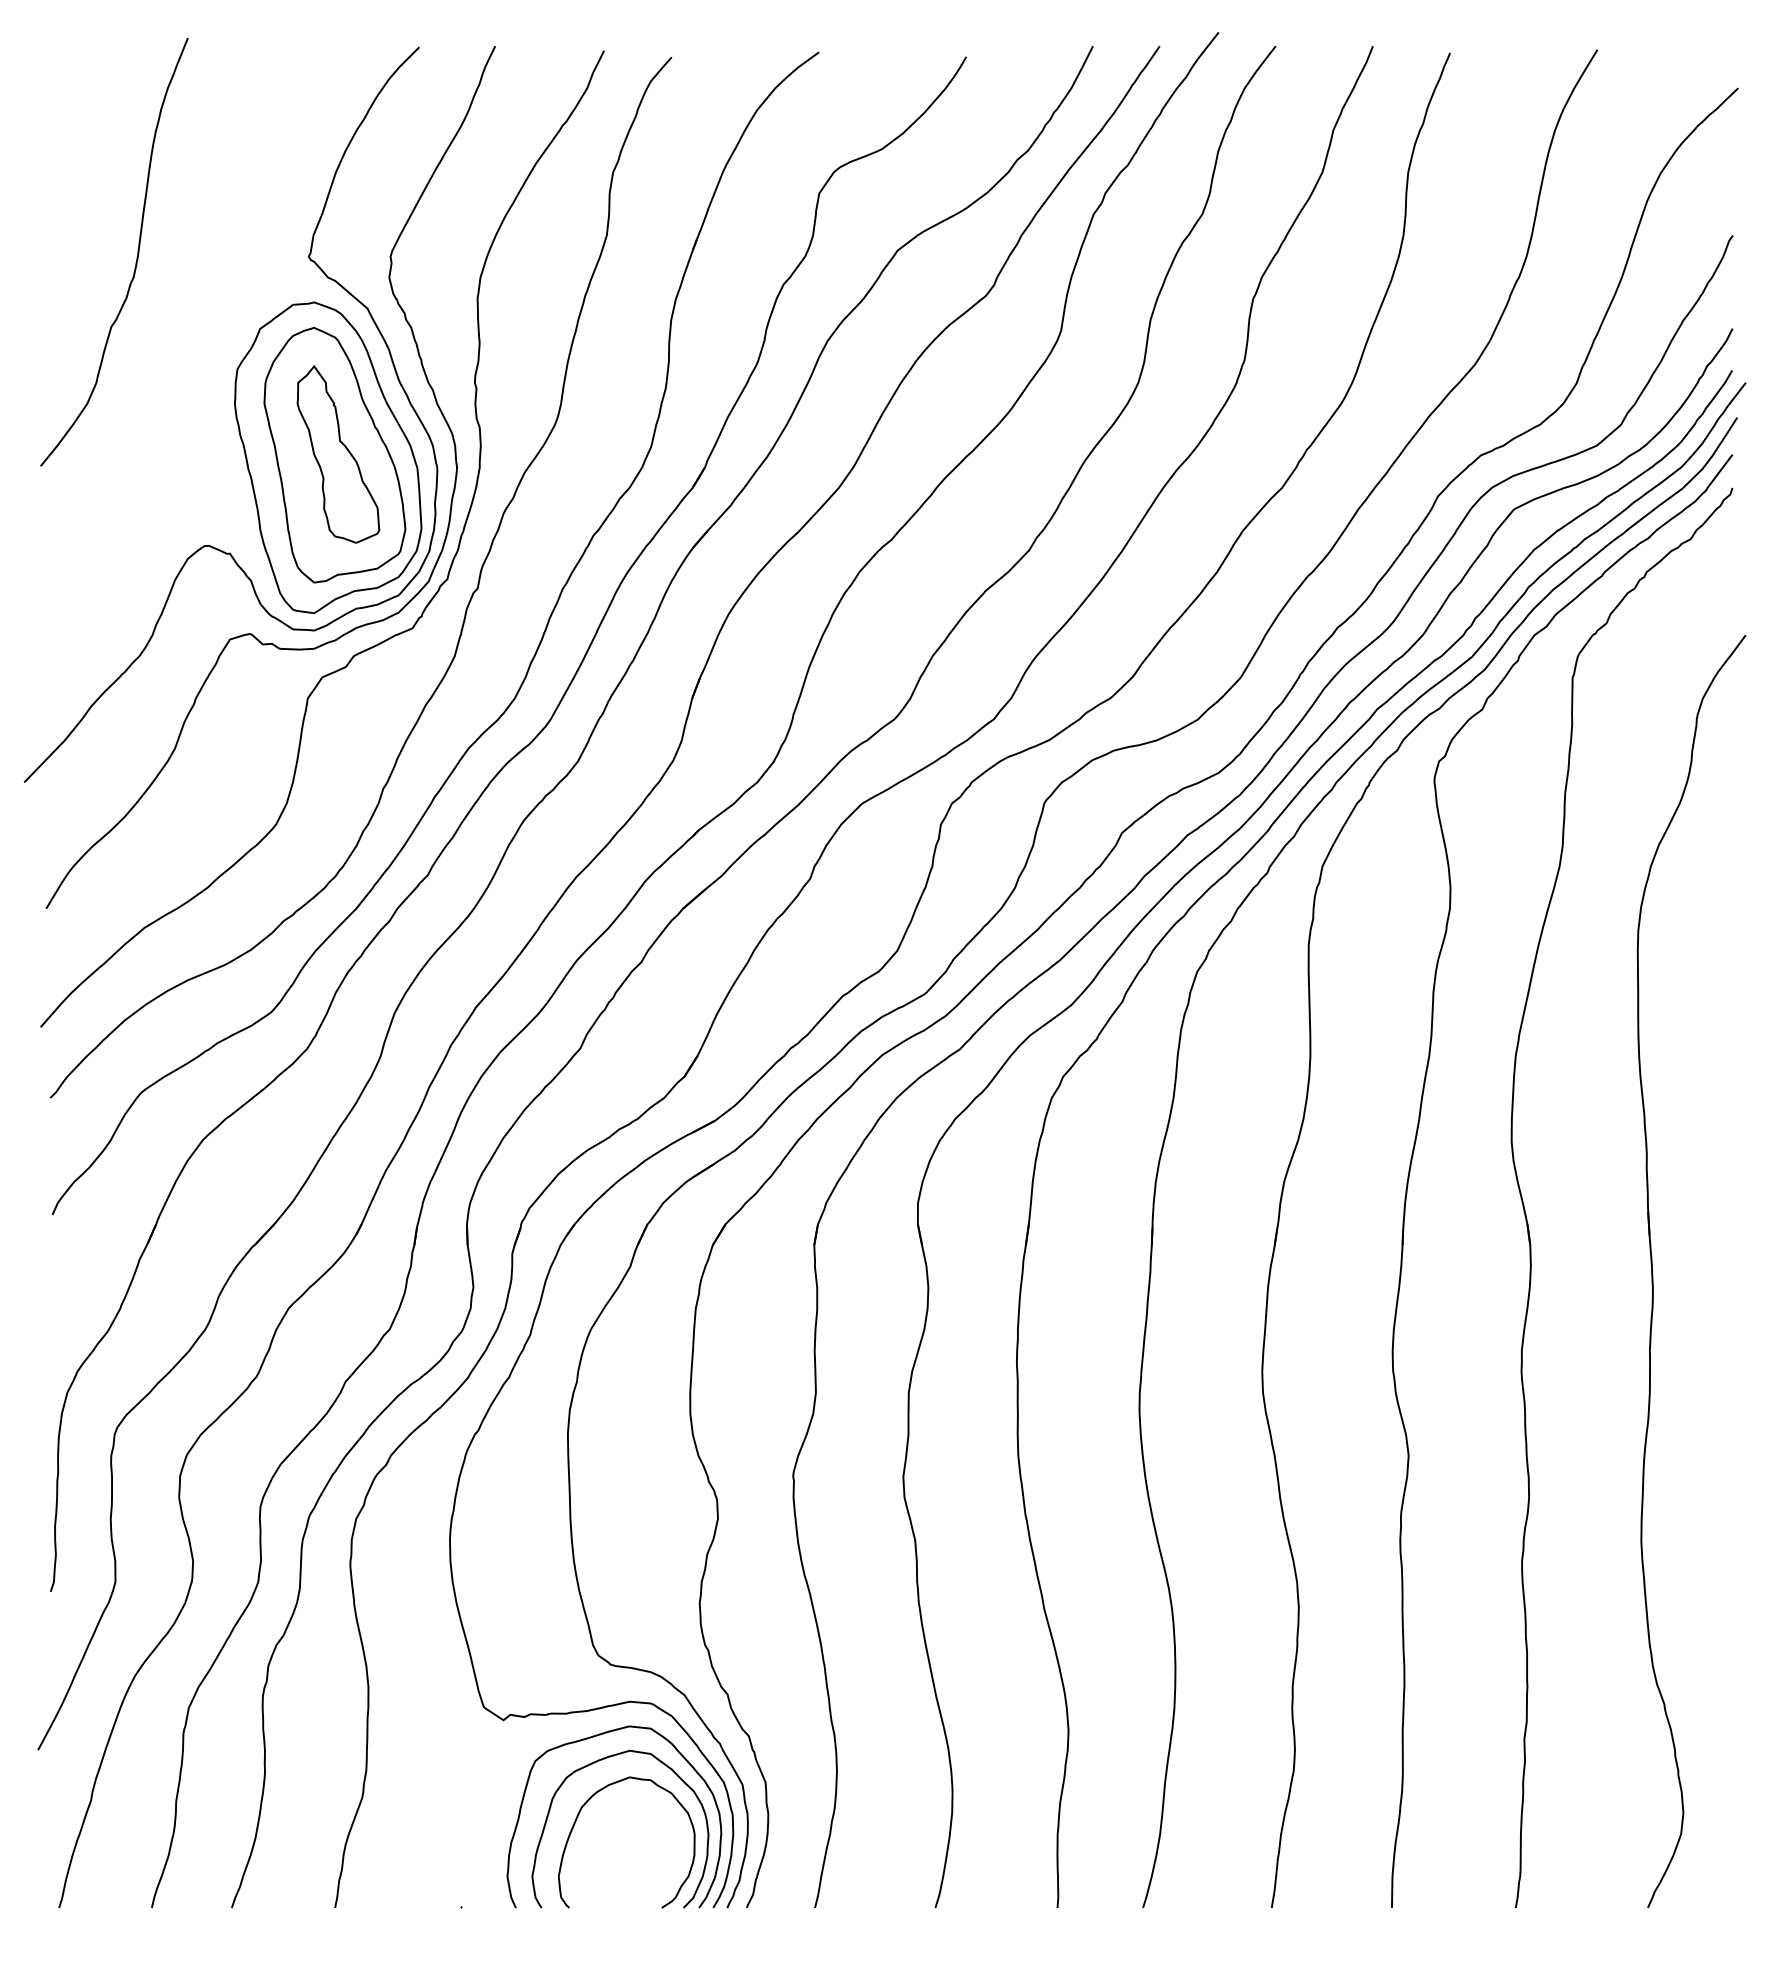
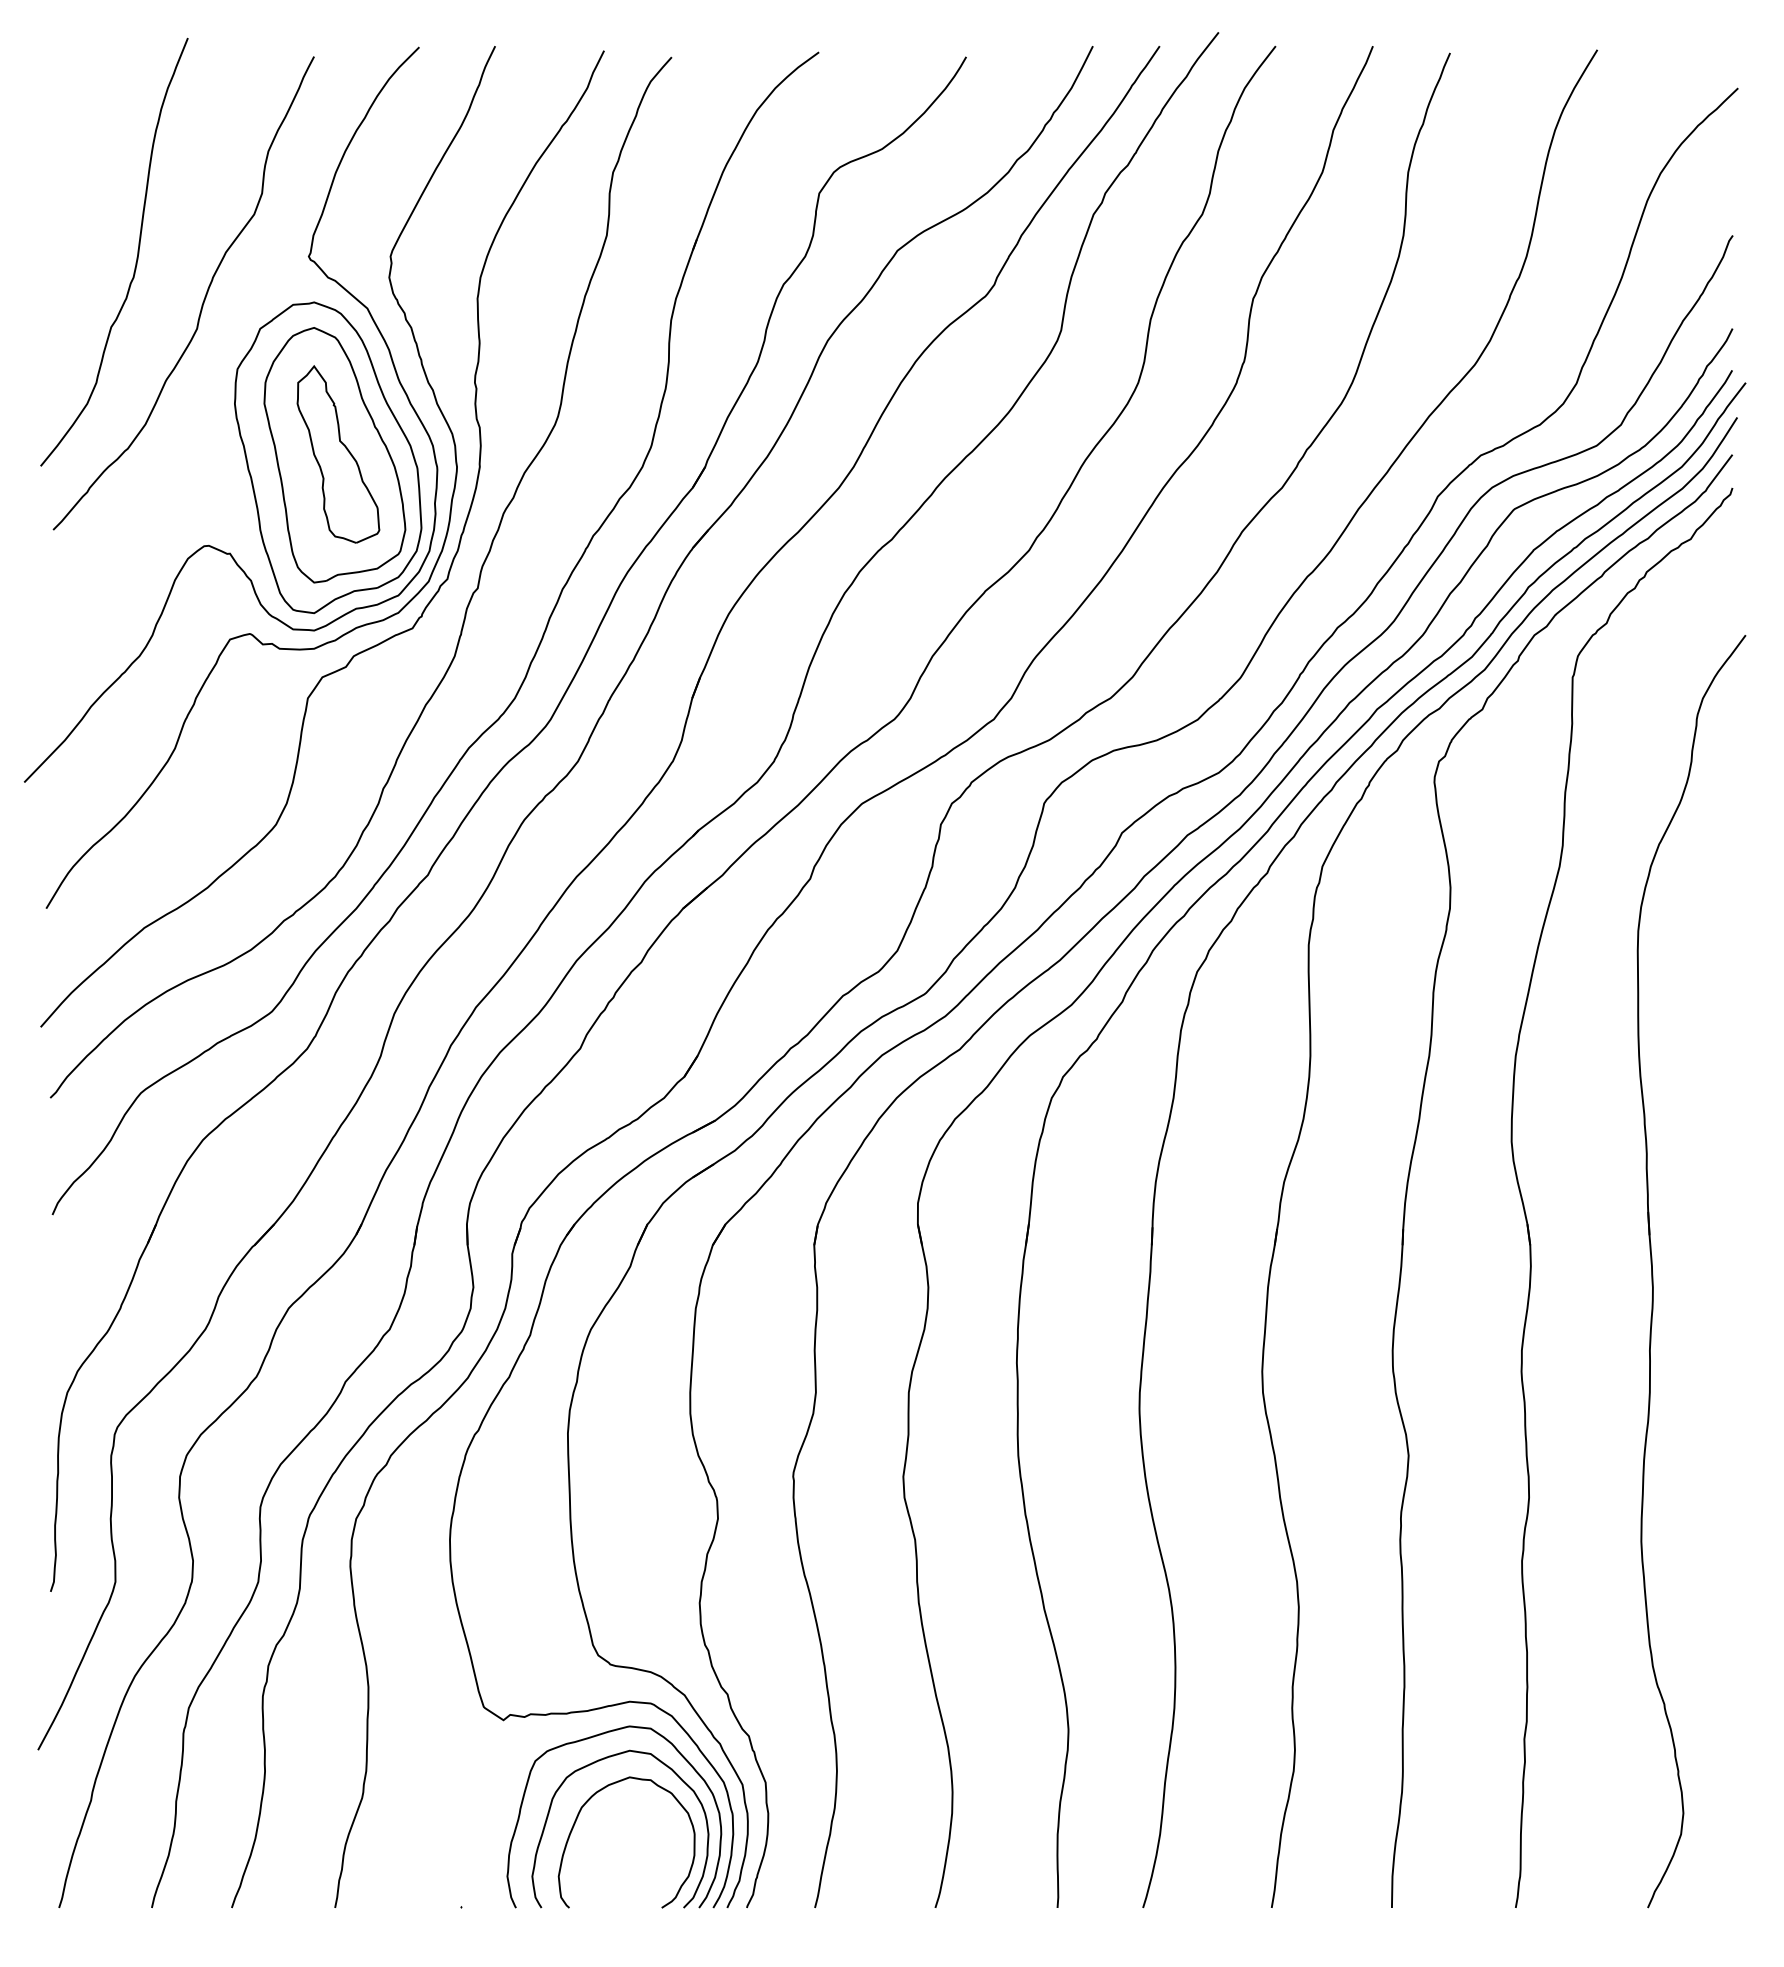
curve: none -> present (203, 299)
